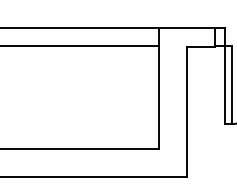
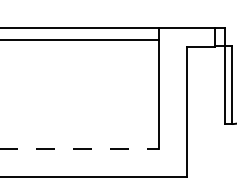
line position: (80, 46) -> (80, 40) (80, 40)
line: solid -> dashed (80, 149)
